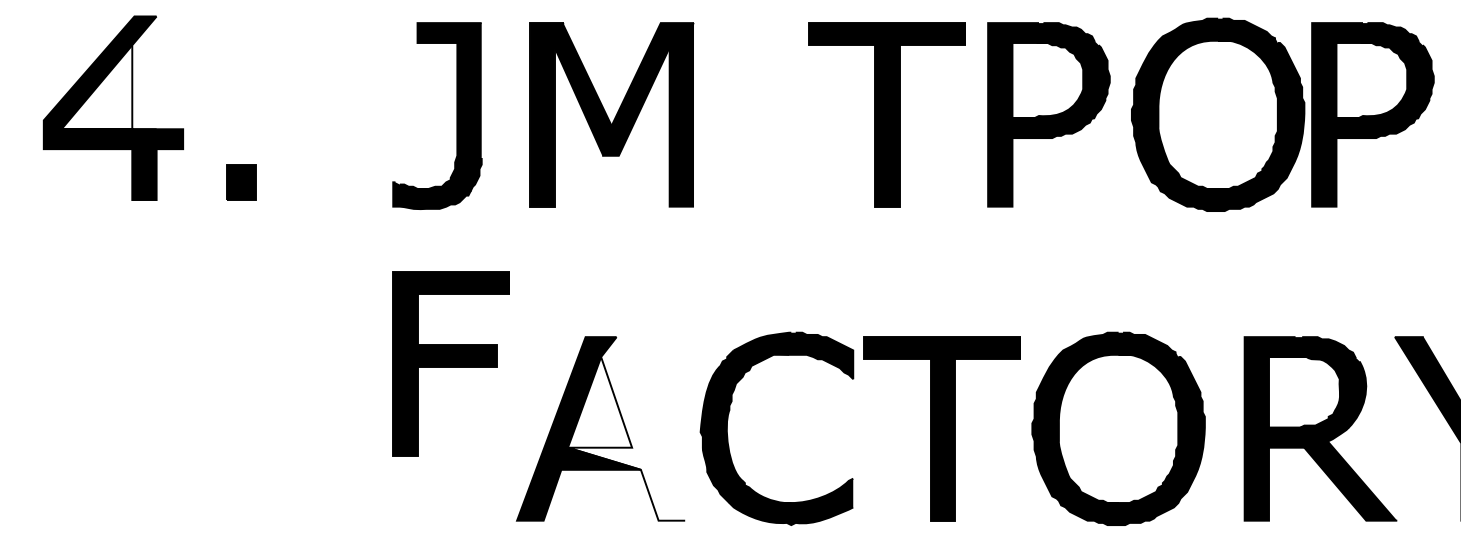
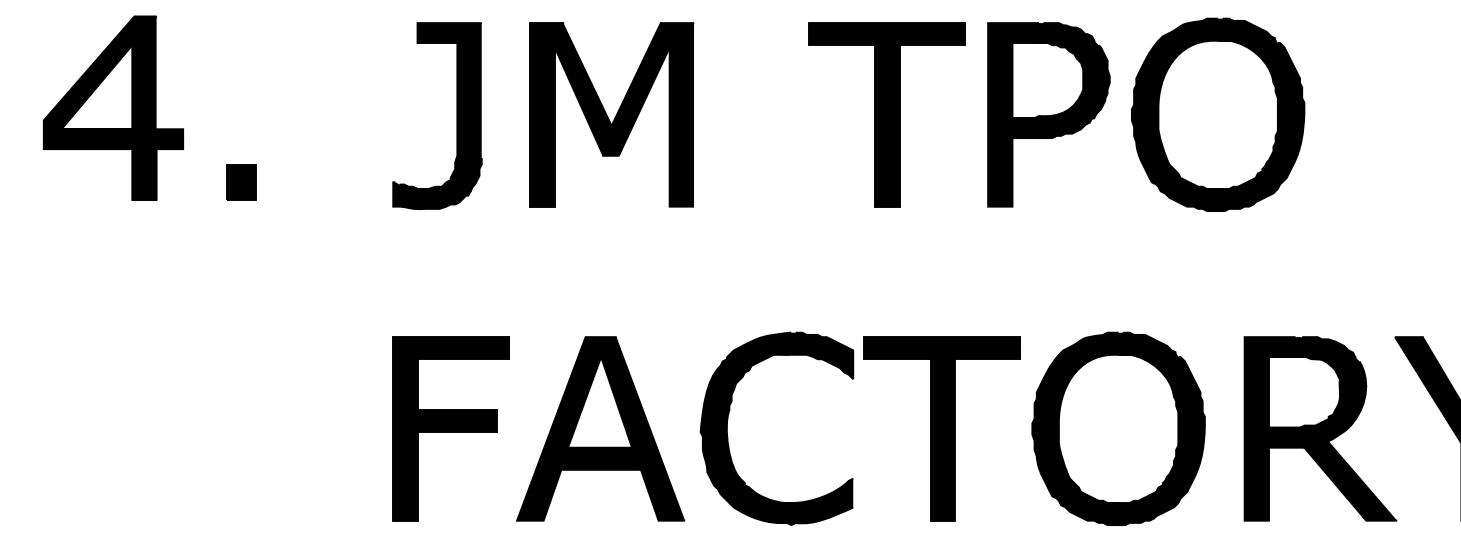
fill: none -> present (108, 72)
part: present -> none (1372, 114)
part position: (450, 363) -> (450, 428) (450, 428)
fill: none -> present (626, 428)
